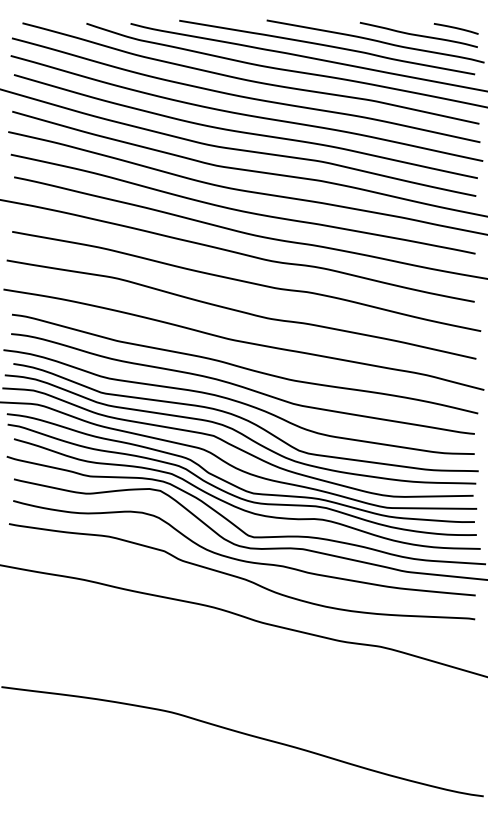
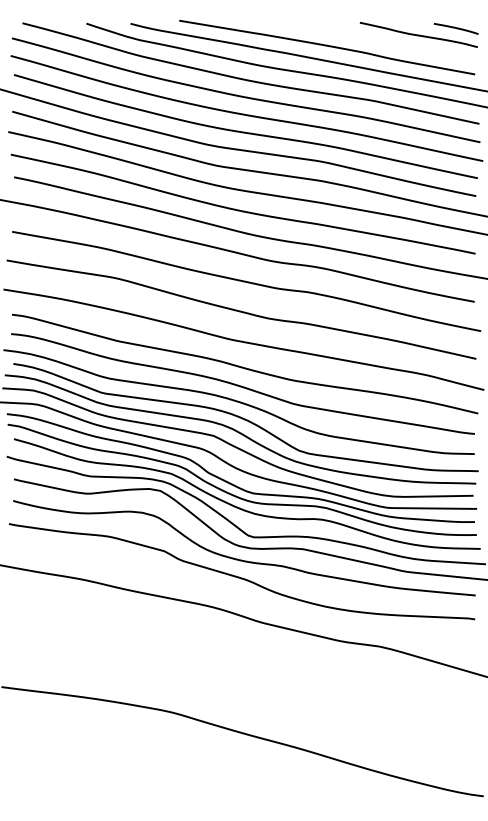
curve: present -> none (375, 41)
